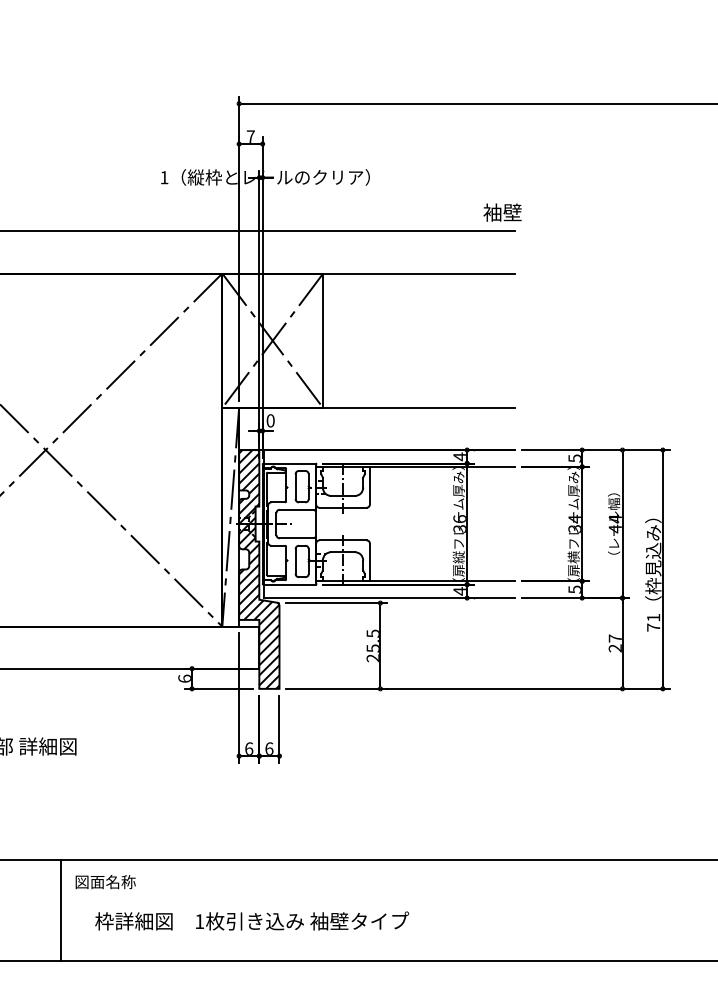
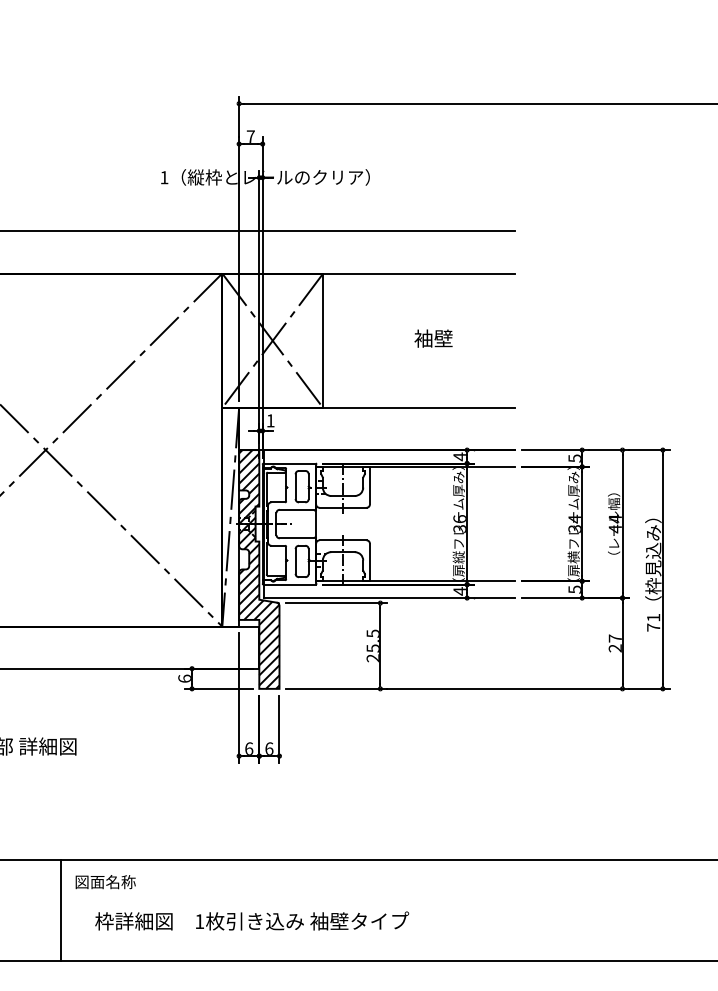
text position: (502, 212) -> (433, 338) (433, 338)
text: 0 -> 1 (270, 420)
